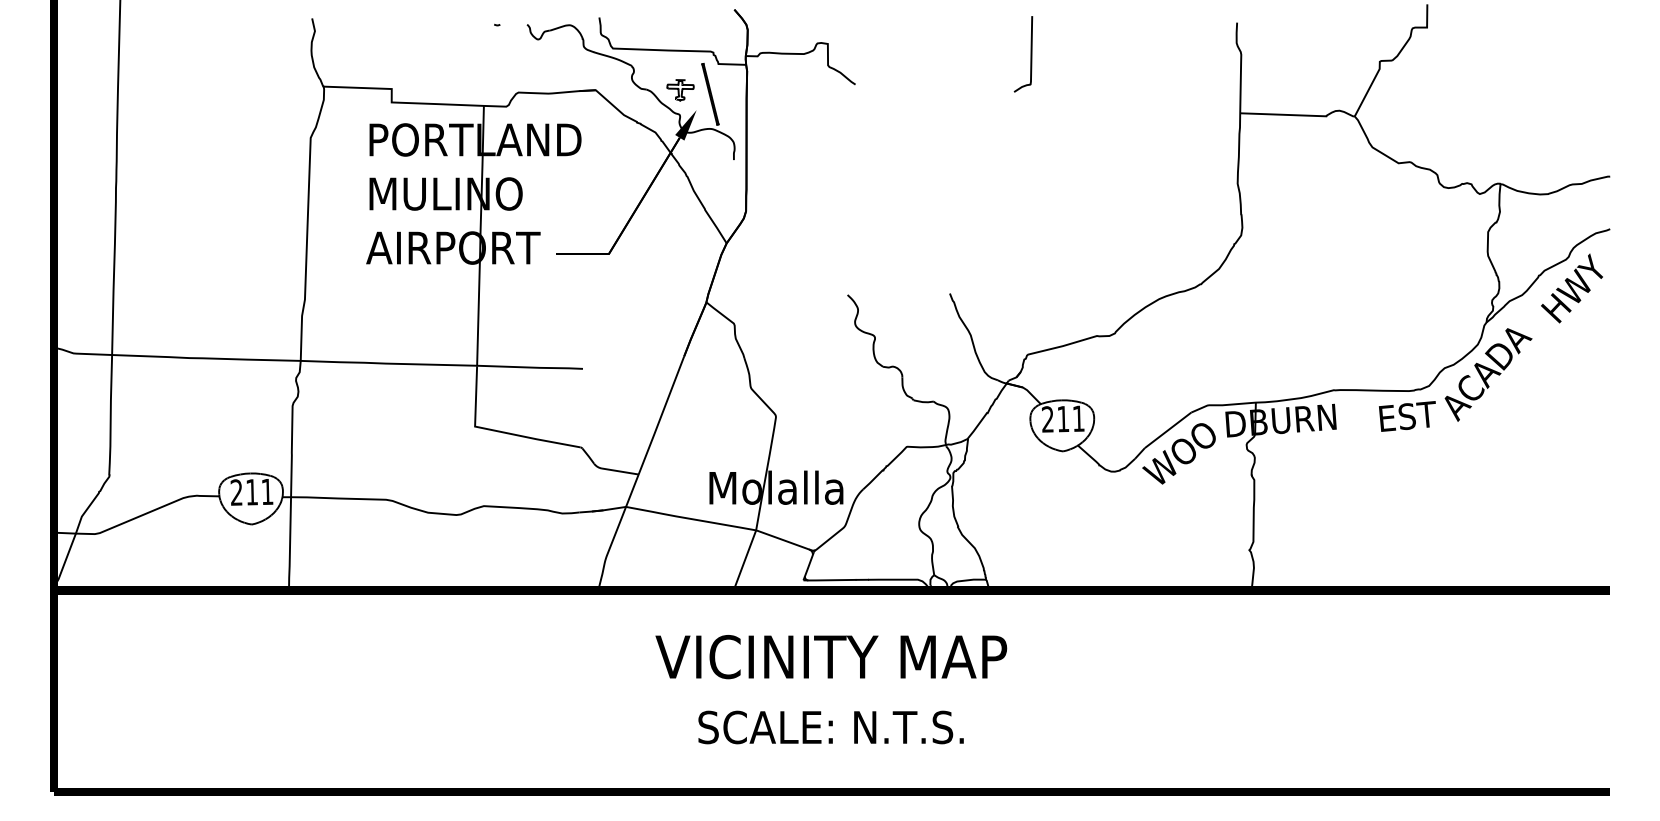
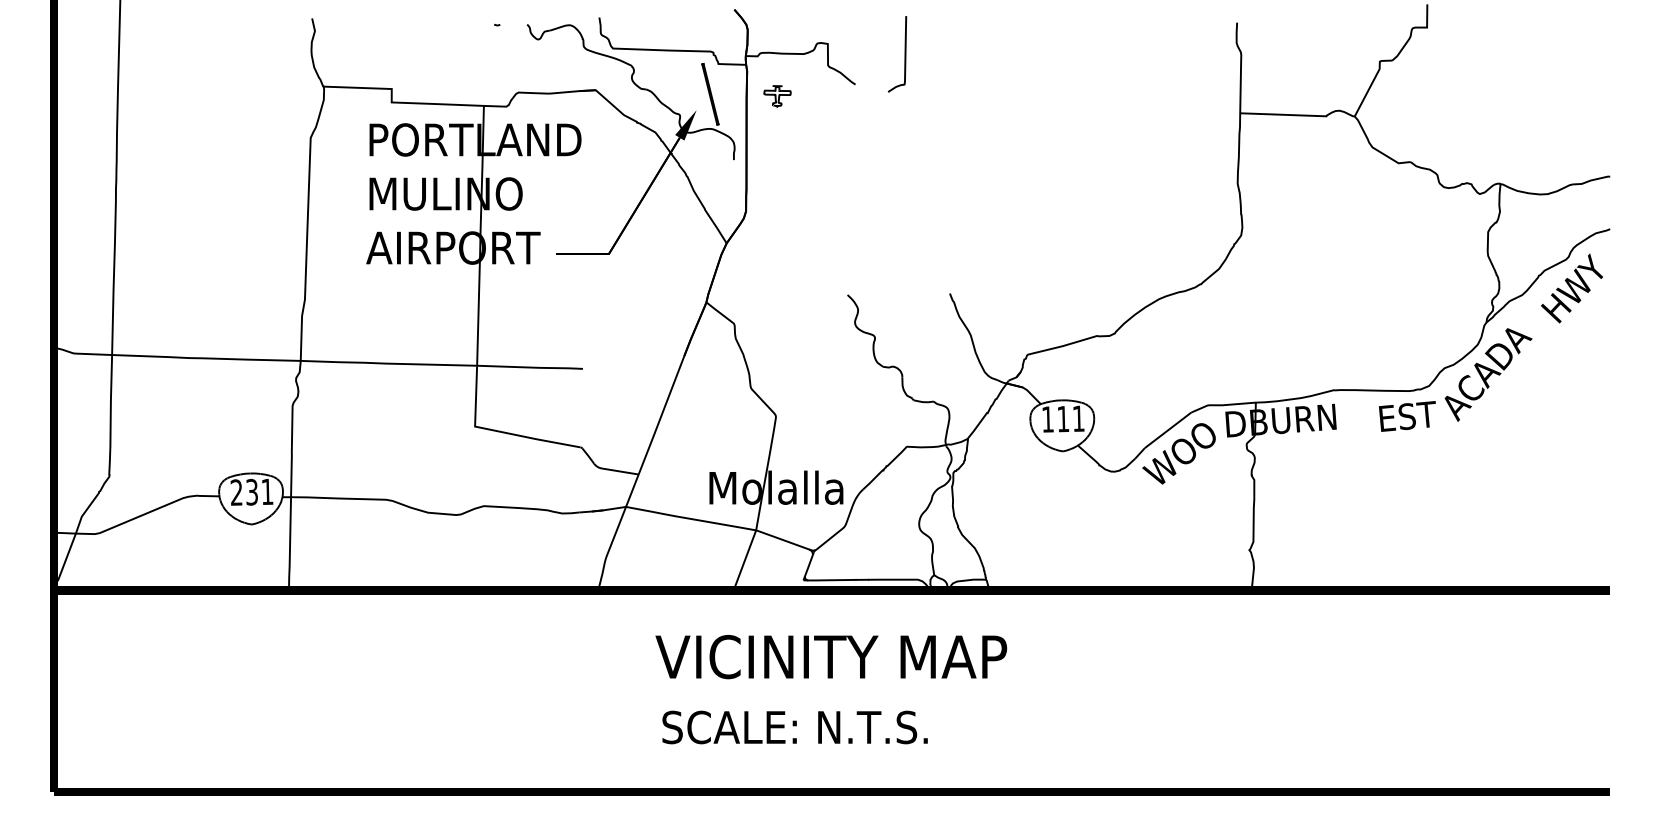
curve position: (1030, 54) -> (904, 54) (904, 54)
part position: (680, 90) -> (777, 96) (777, 96)
text: 211 -> 111 (1047, 419)
text: 211 -> 231 (251, 491)
text position: (830, 727) -> (794, 727) (794, 727)
